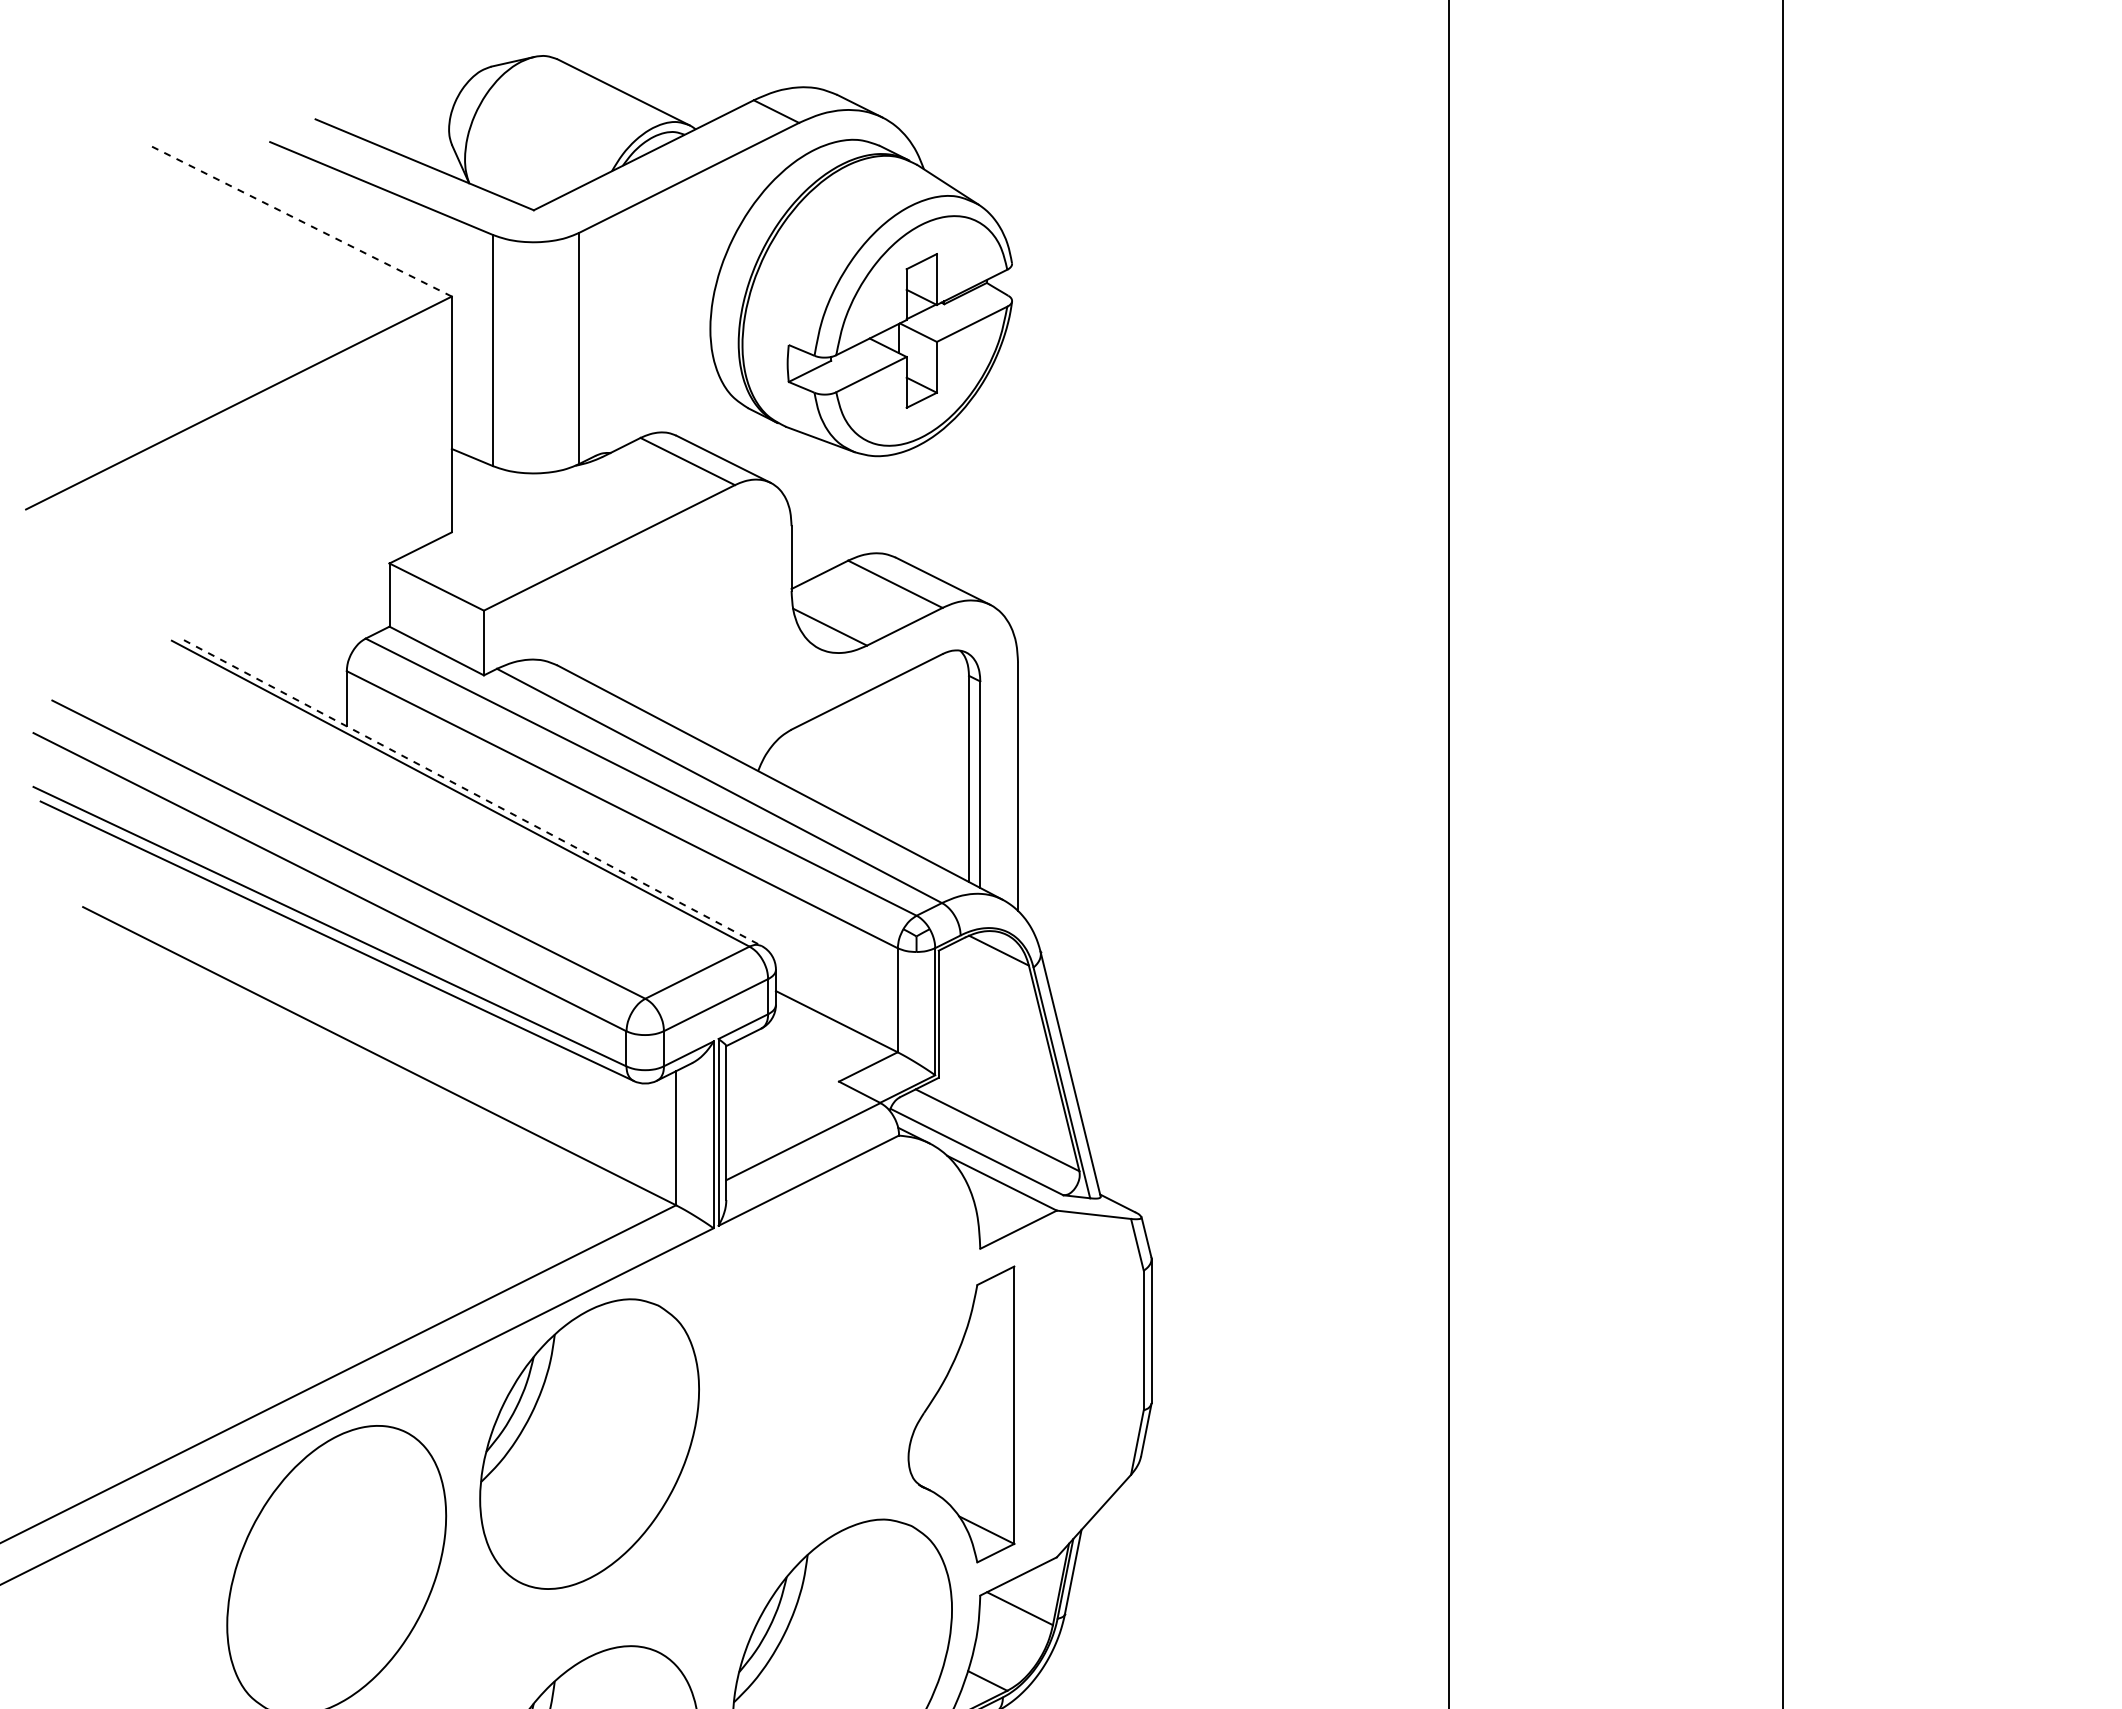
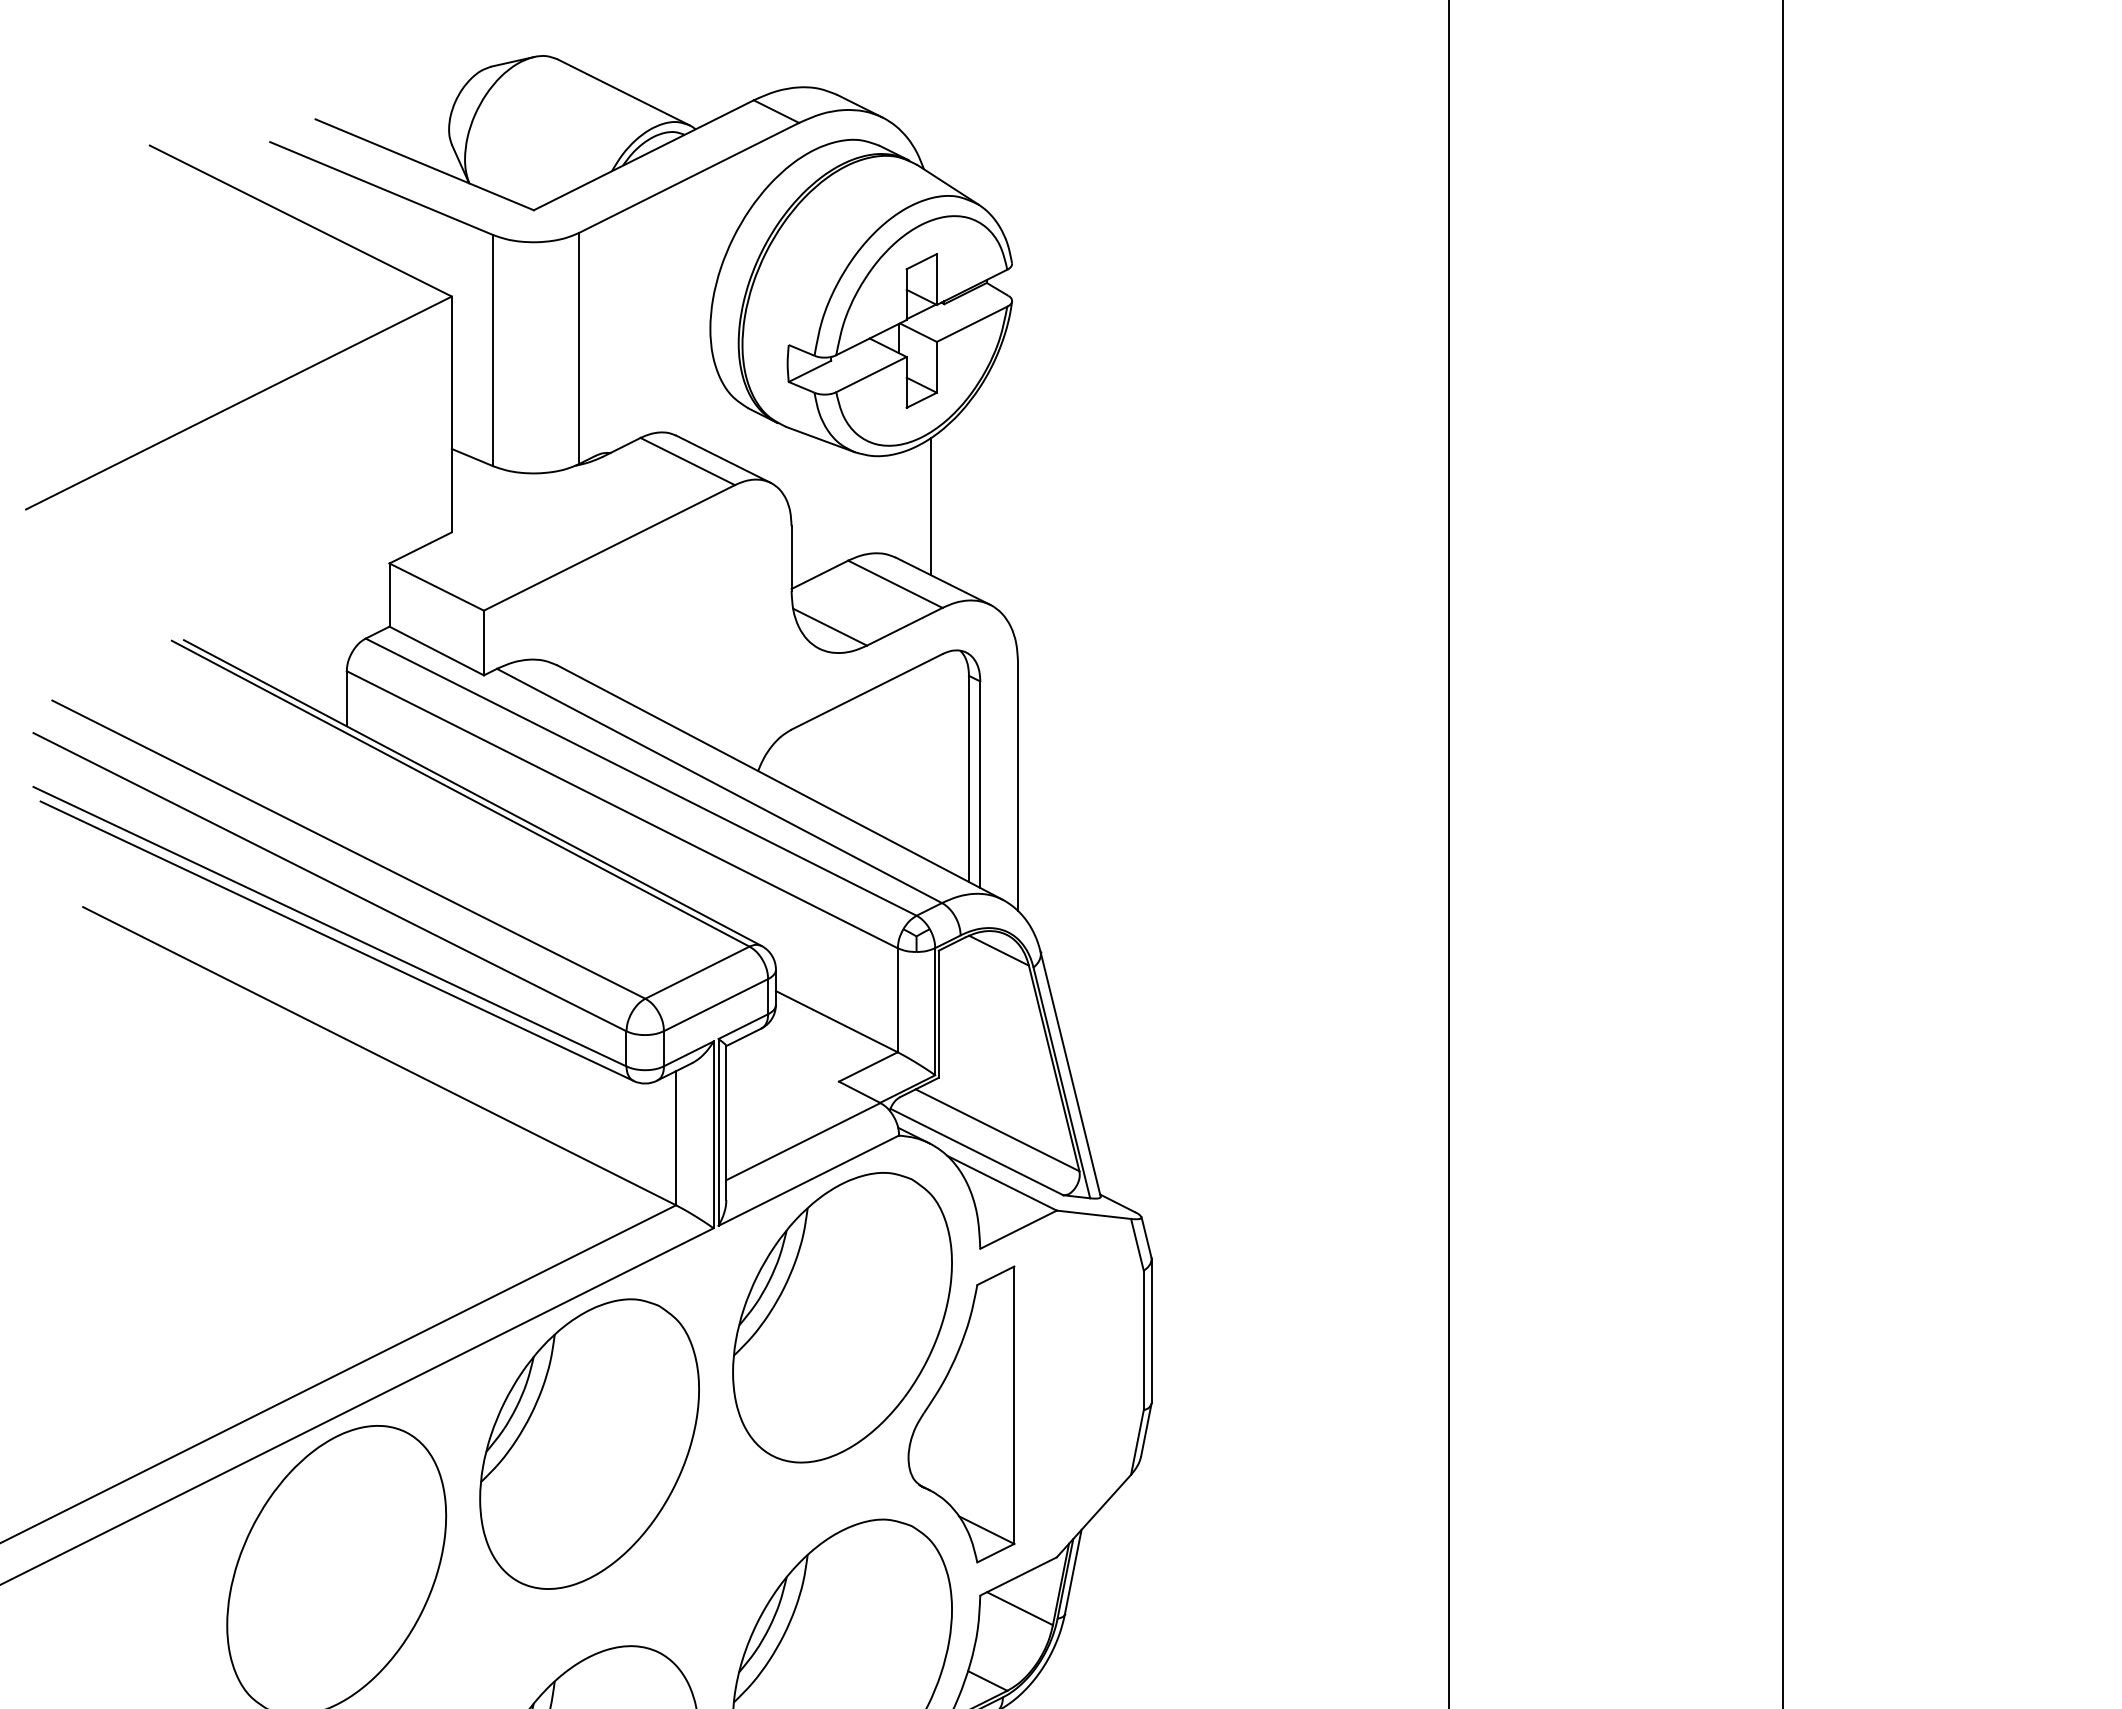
line: dashed -> solid (300, 221)
line: none -> present (931, 506)
line: dashed -> solid (472, 793)
part: none -> present (842, 1317)
